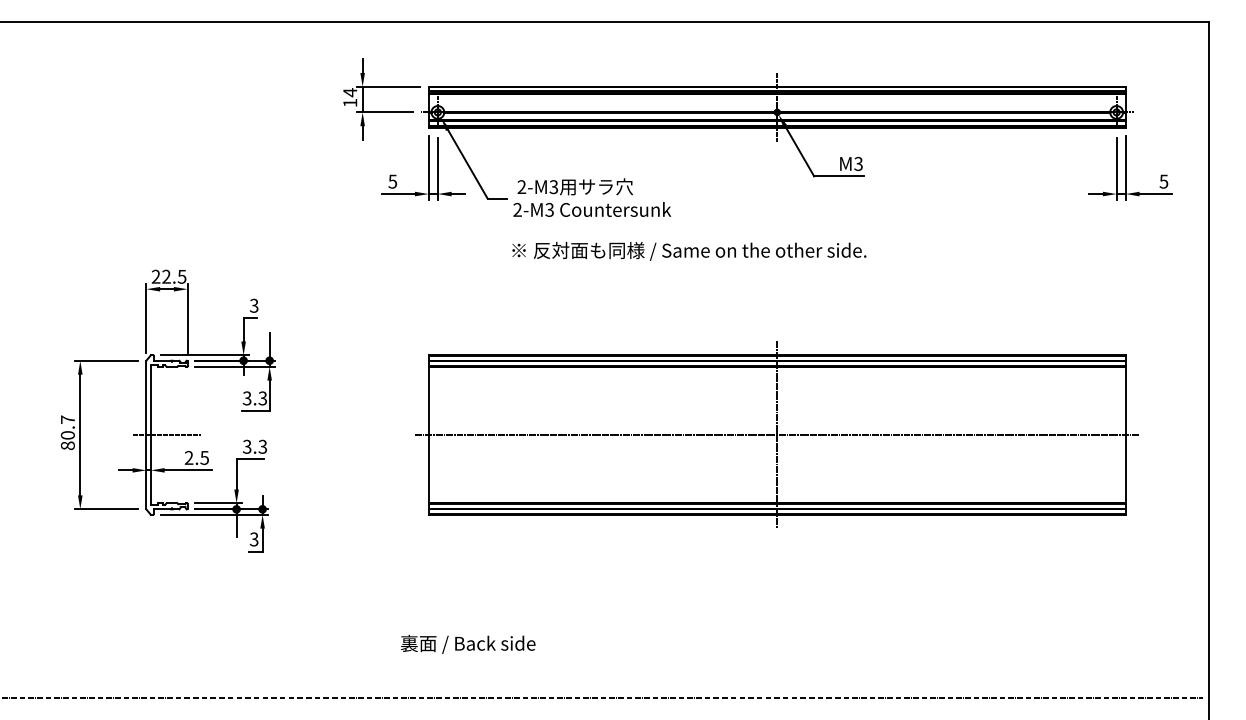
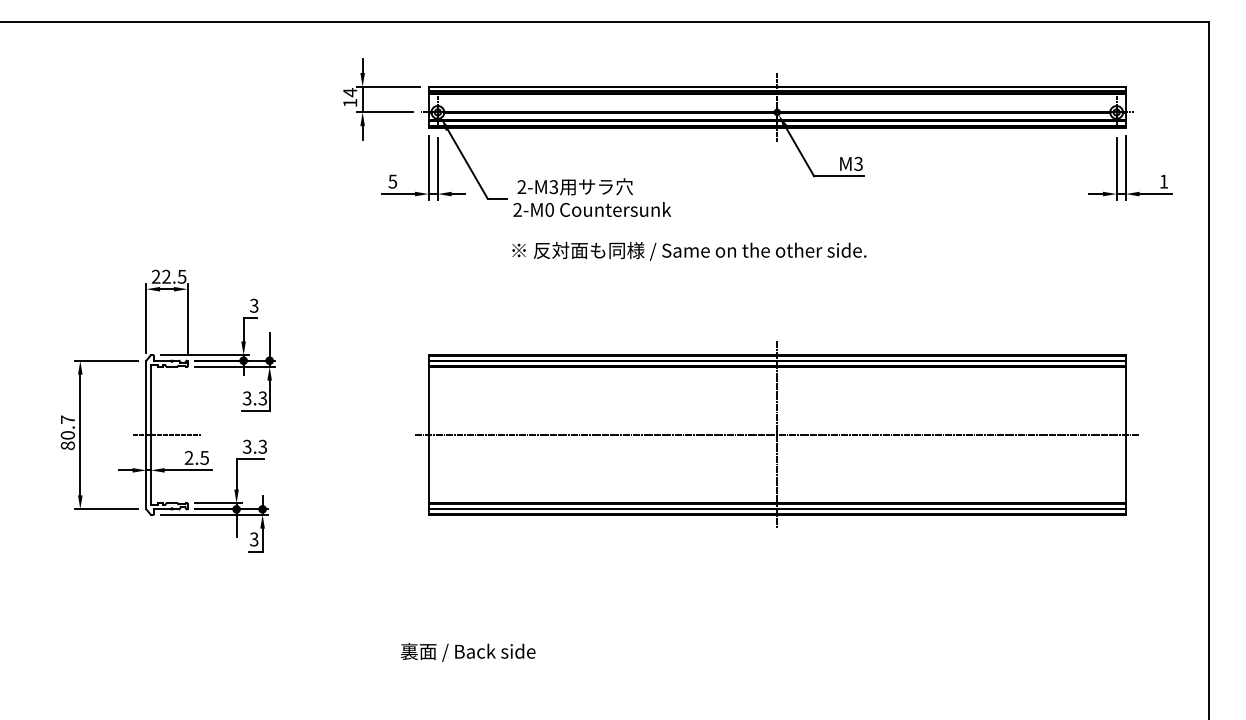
text: 5 -> 1 (1163, 181)
text: 2-M3 -> 2-M0 (549, 209)
text position: (468, 643) -> (468, 651) (468, 651)
line: present -> none (602, 698)
